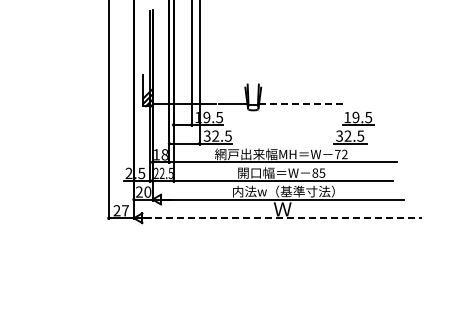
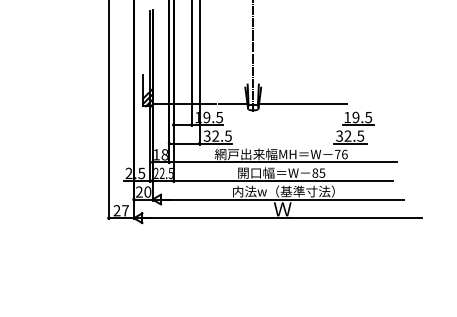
line: none -> present (253, 57)
line: dashed -> solid (303, 103)
text: 72 -> 76 (344, 154)
line: dashed -> solid (283, 218)
